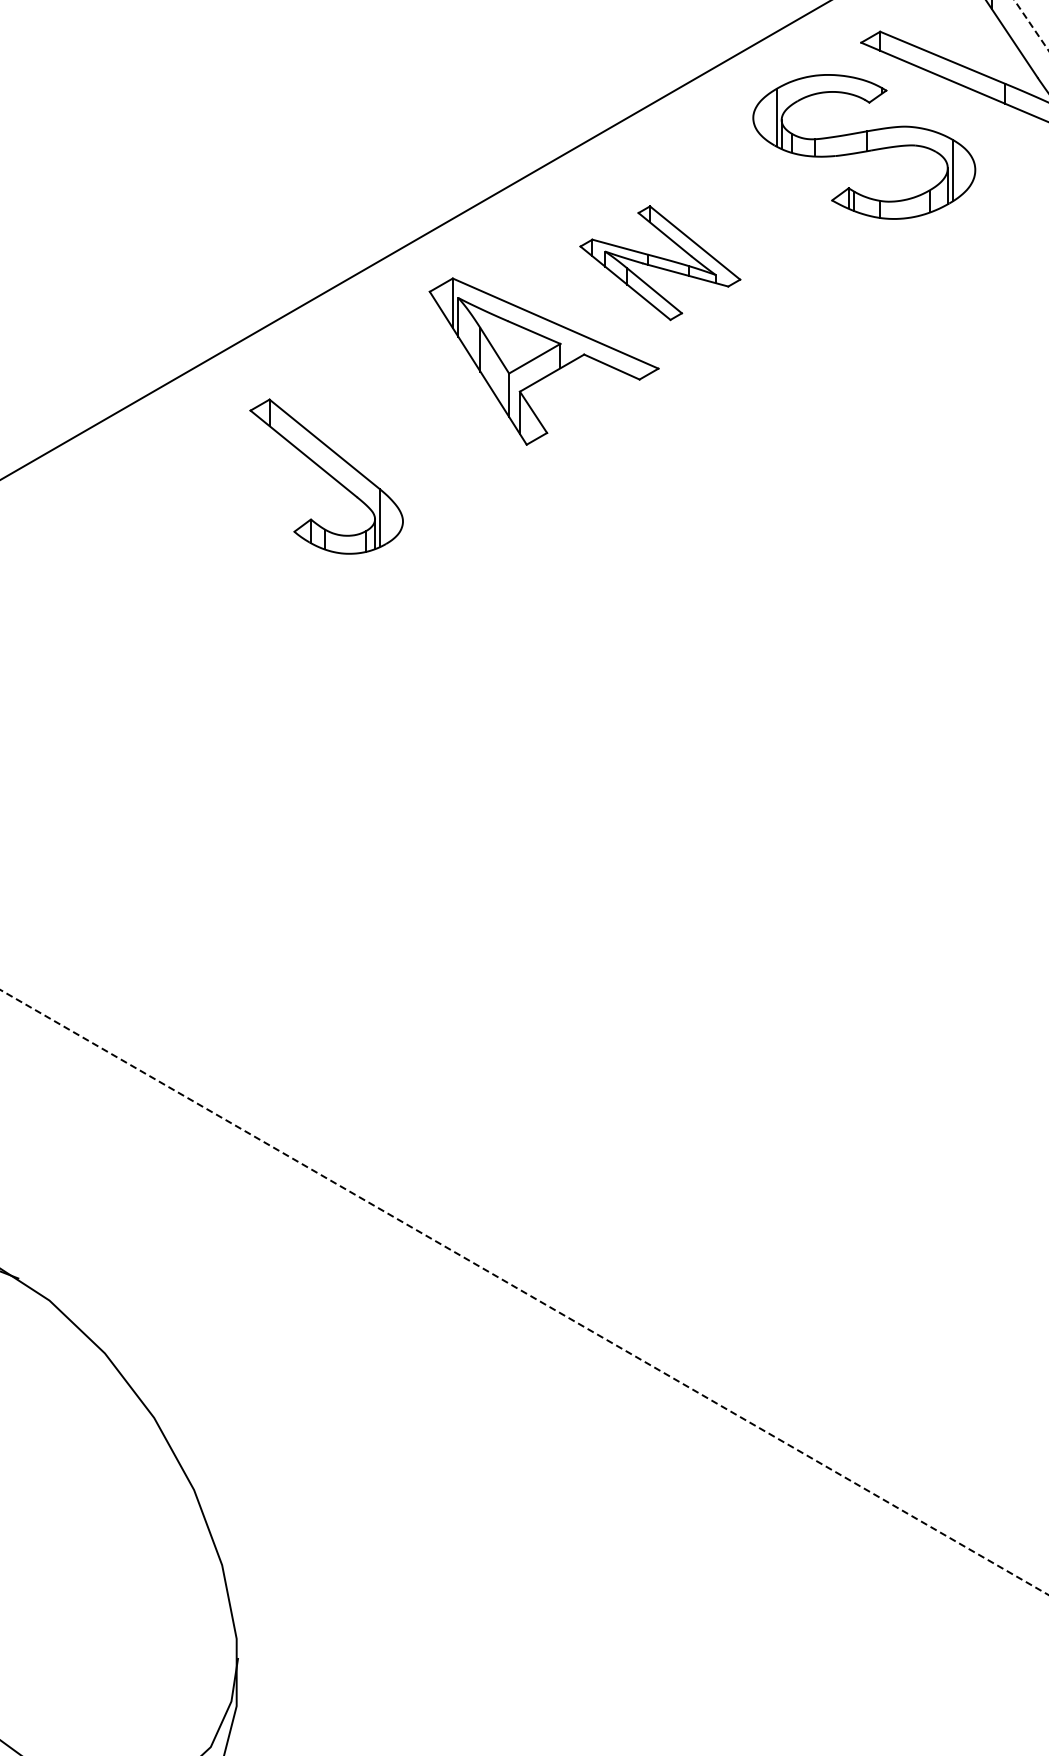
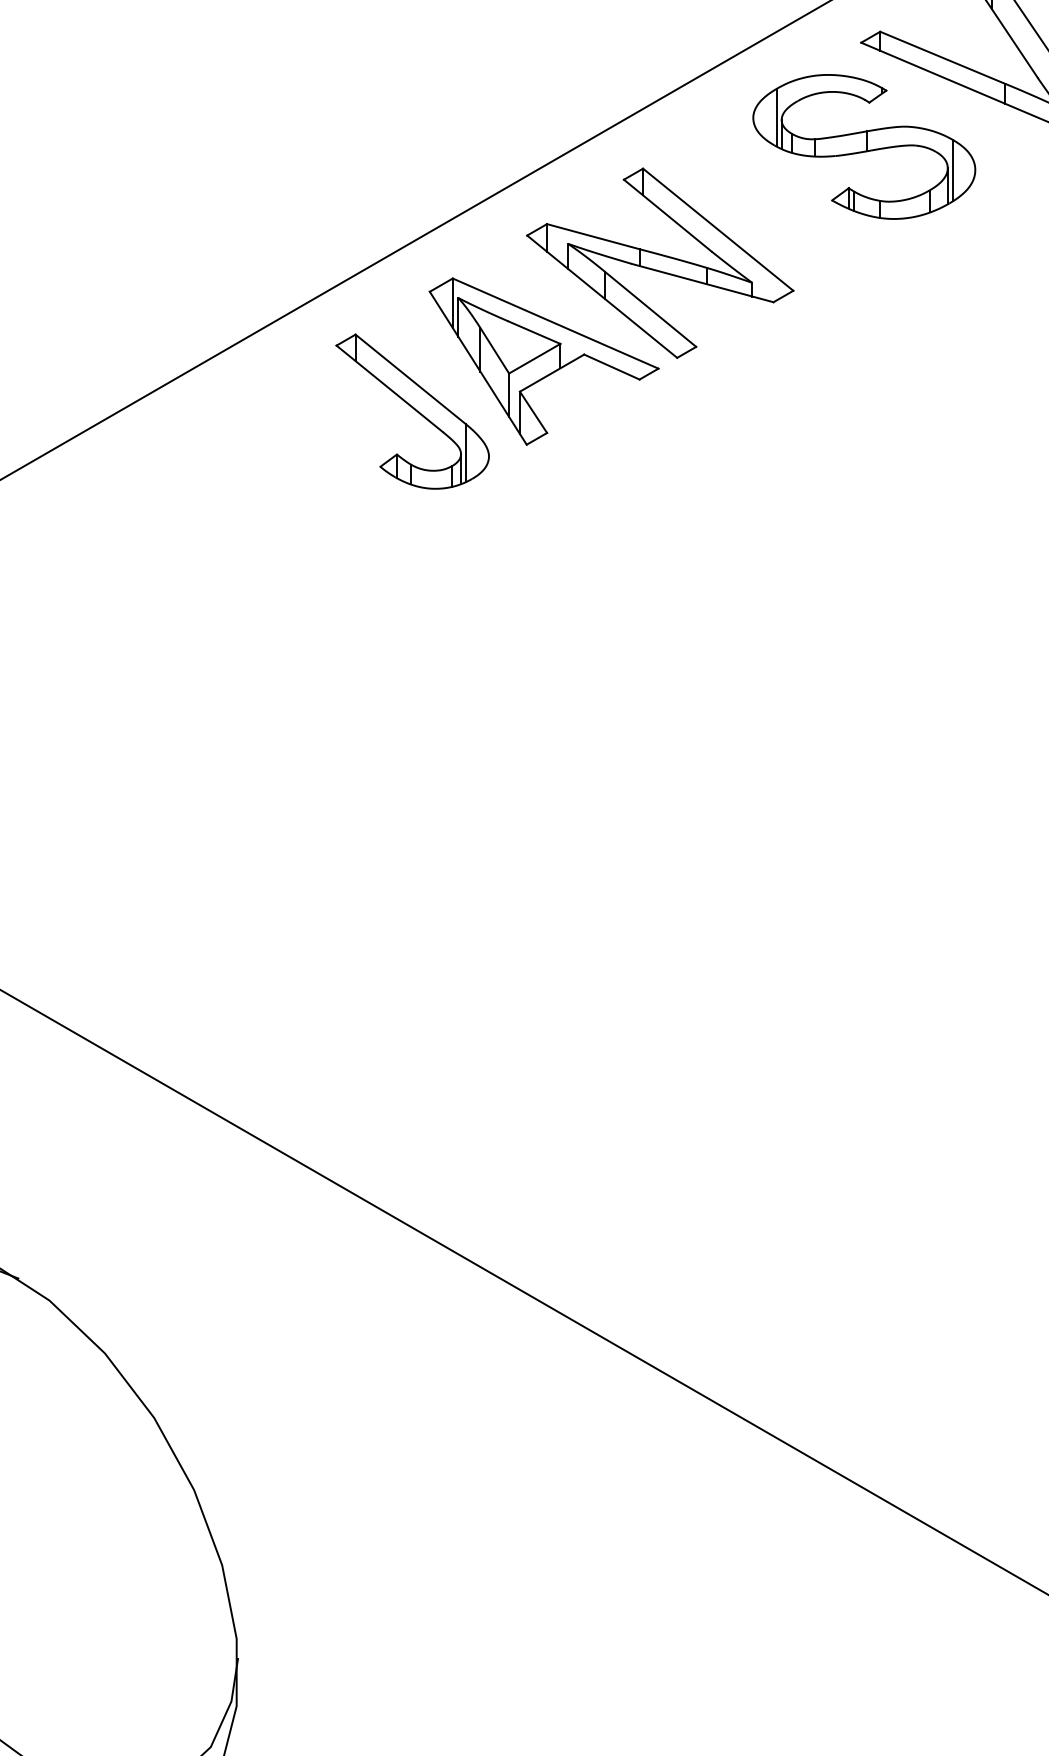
line: dashed -> solid (1031, 25)
part size: 163x117 px -> 269x192 px (660, 262)
part position: (326, 476) -> (412, 411) (412, 411)
line: dashed -> solid (524, 1292)
